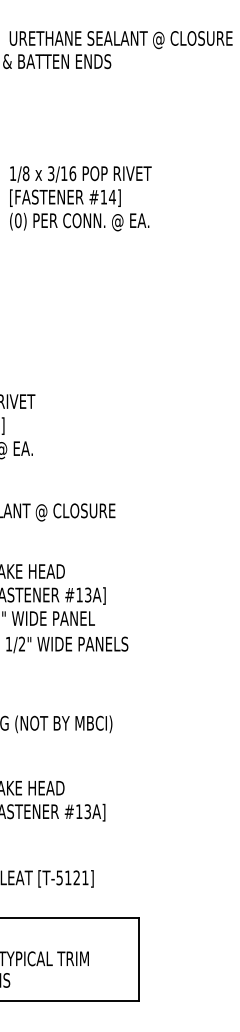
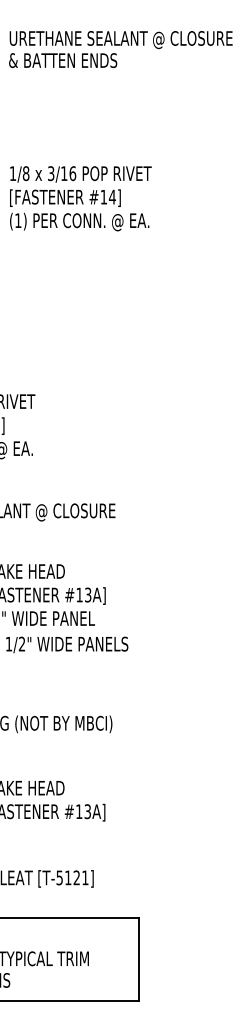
text position: (57, 61) -> (63, 60) (63, 60)
text: (0) -> (1) (18, 220)
